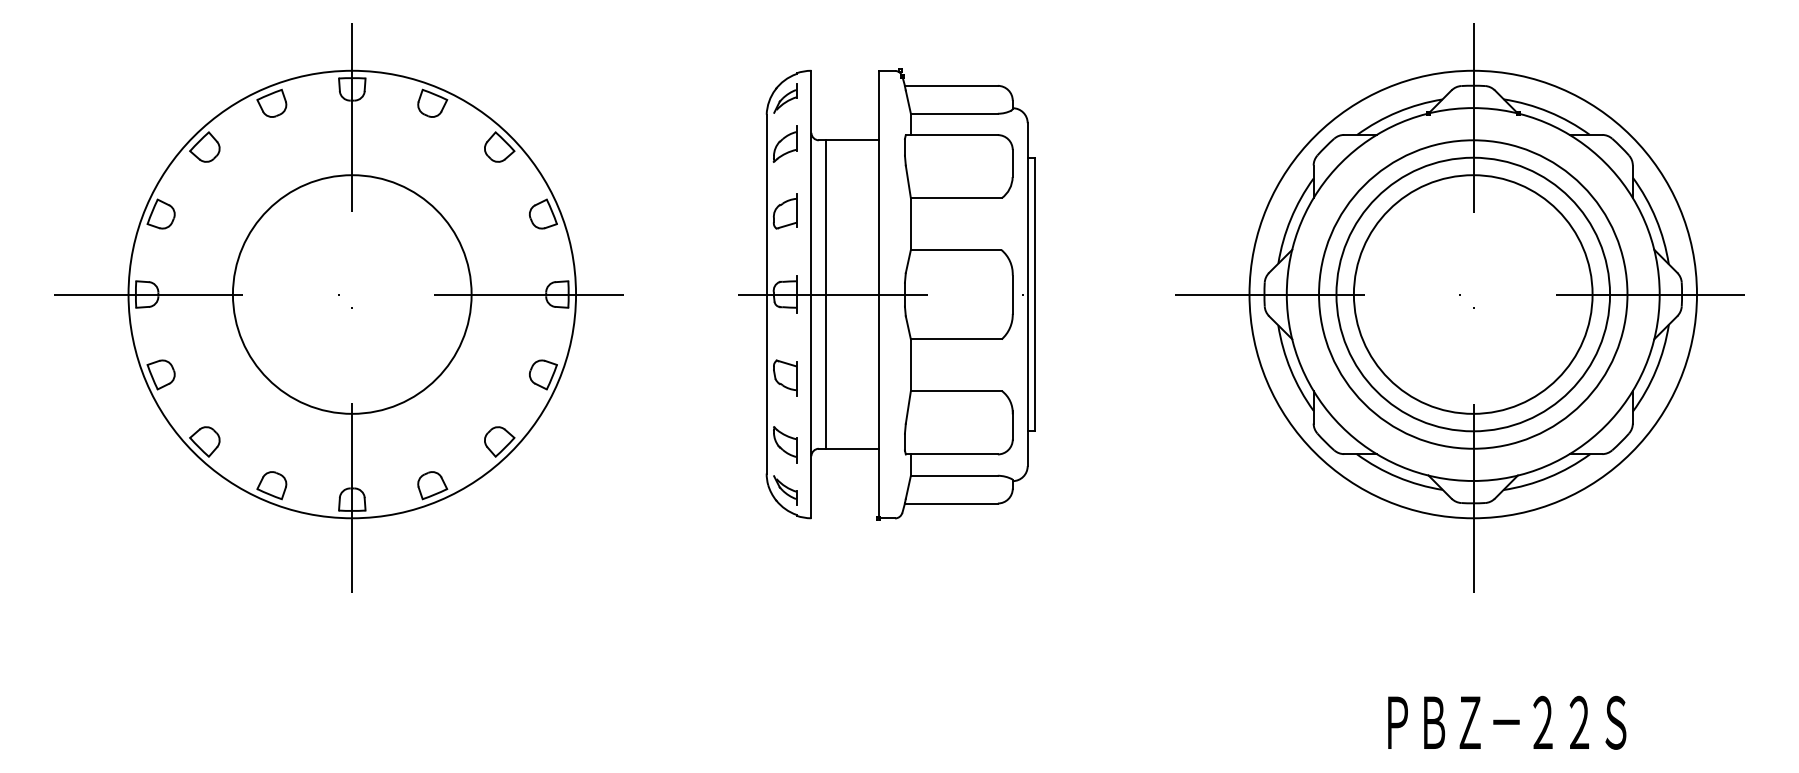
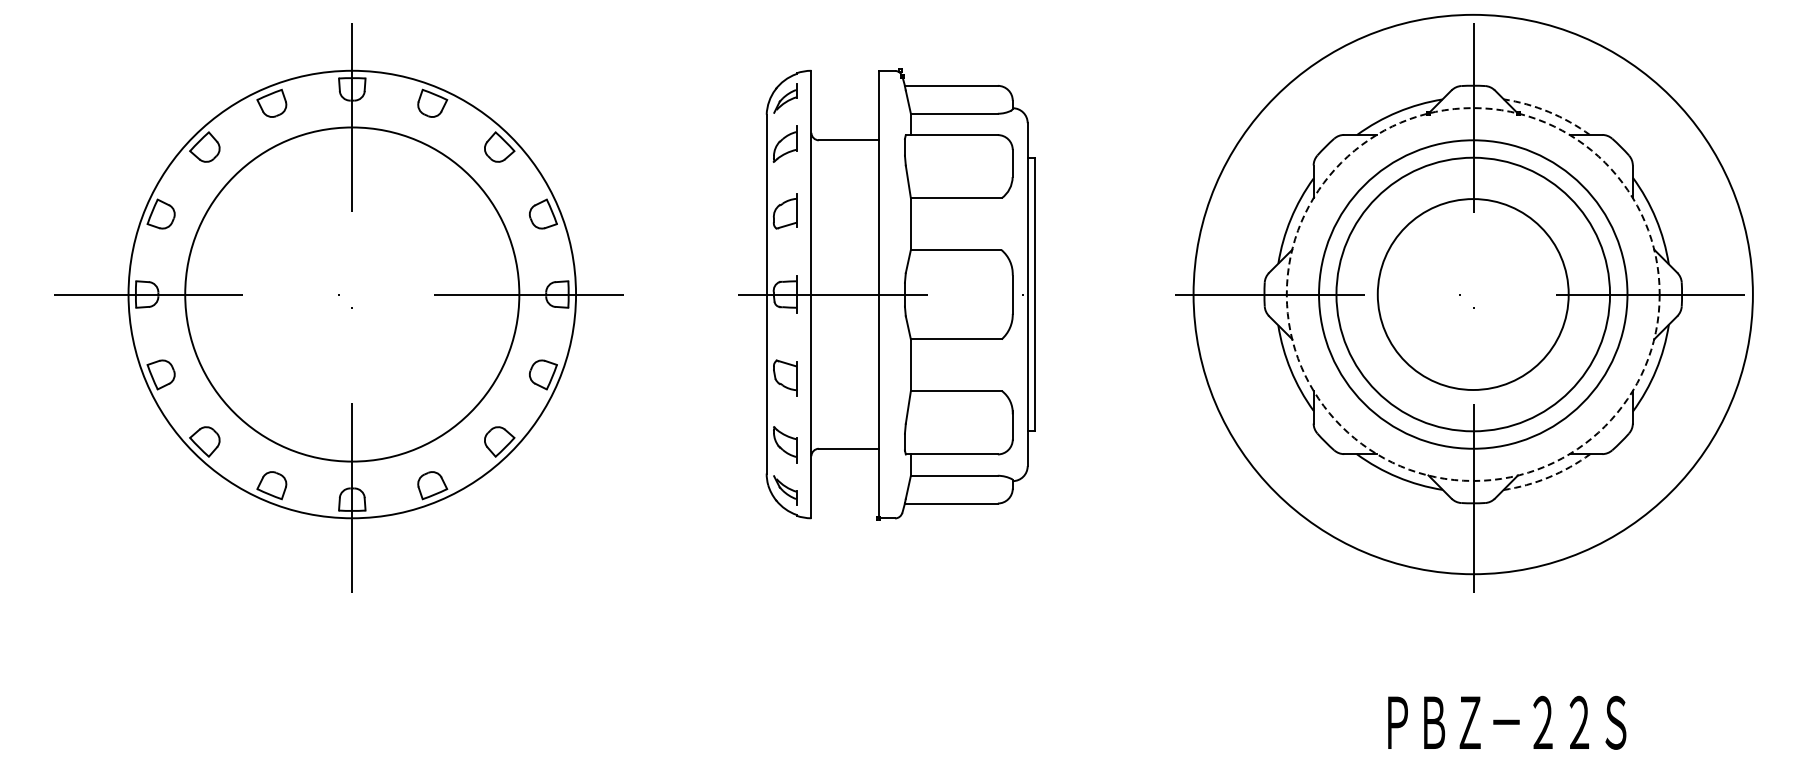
arc: solid -> dashed (1548, 112)
circle diameter: 239 px -> 334 px (352, 294)
line: present -> none (826, 294)
circle diameter: 239 px -> 191 px (1472, 294)
circle diameter: 447 px -> 559 px (1472, 294)
circle: solid -> dashed (1472, 294)
arc: solid -> dashed (1549, 477)
